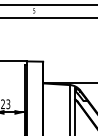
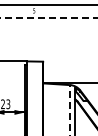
line: solid -> dashed (49, 18)
line: solid -> dashed (70, 110)
